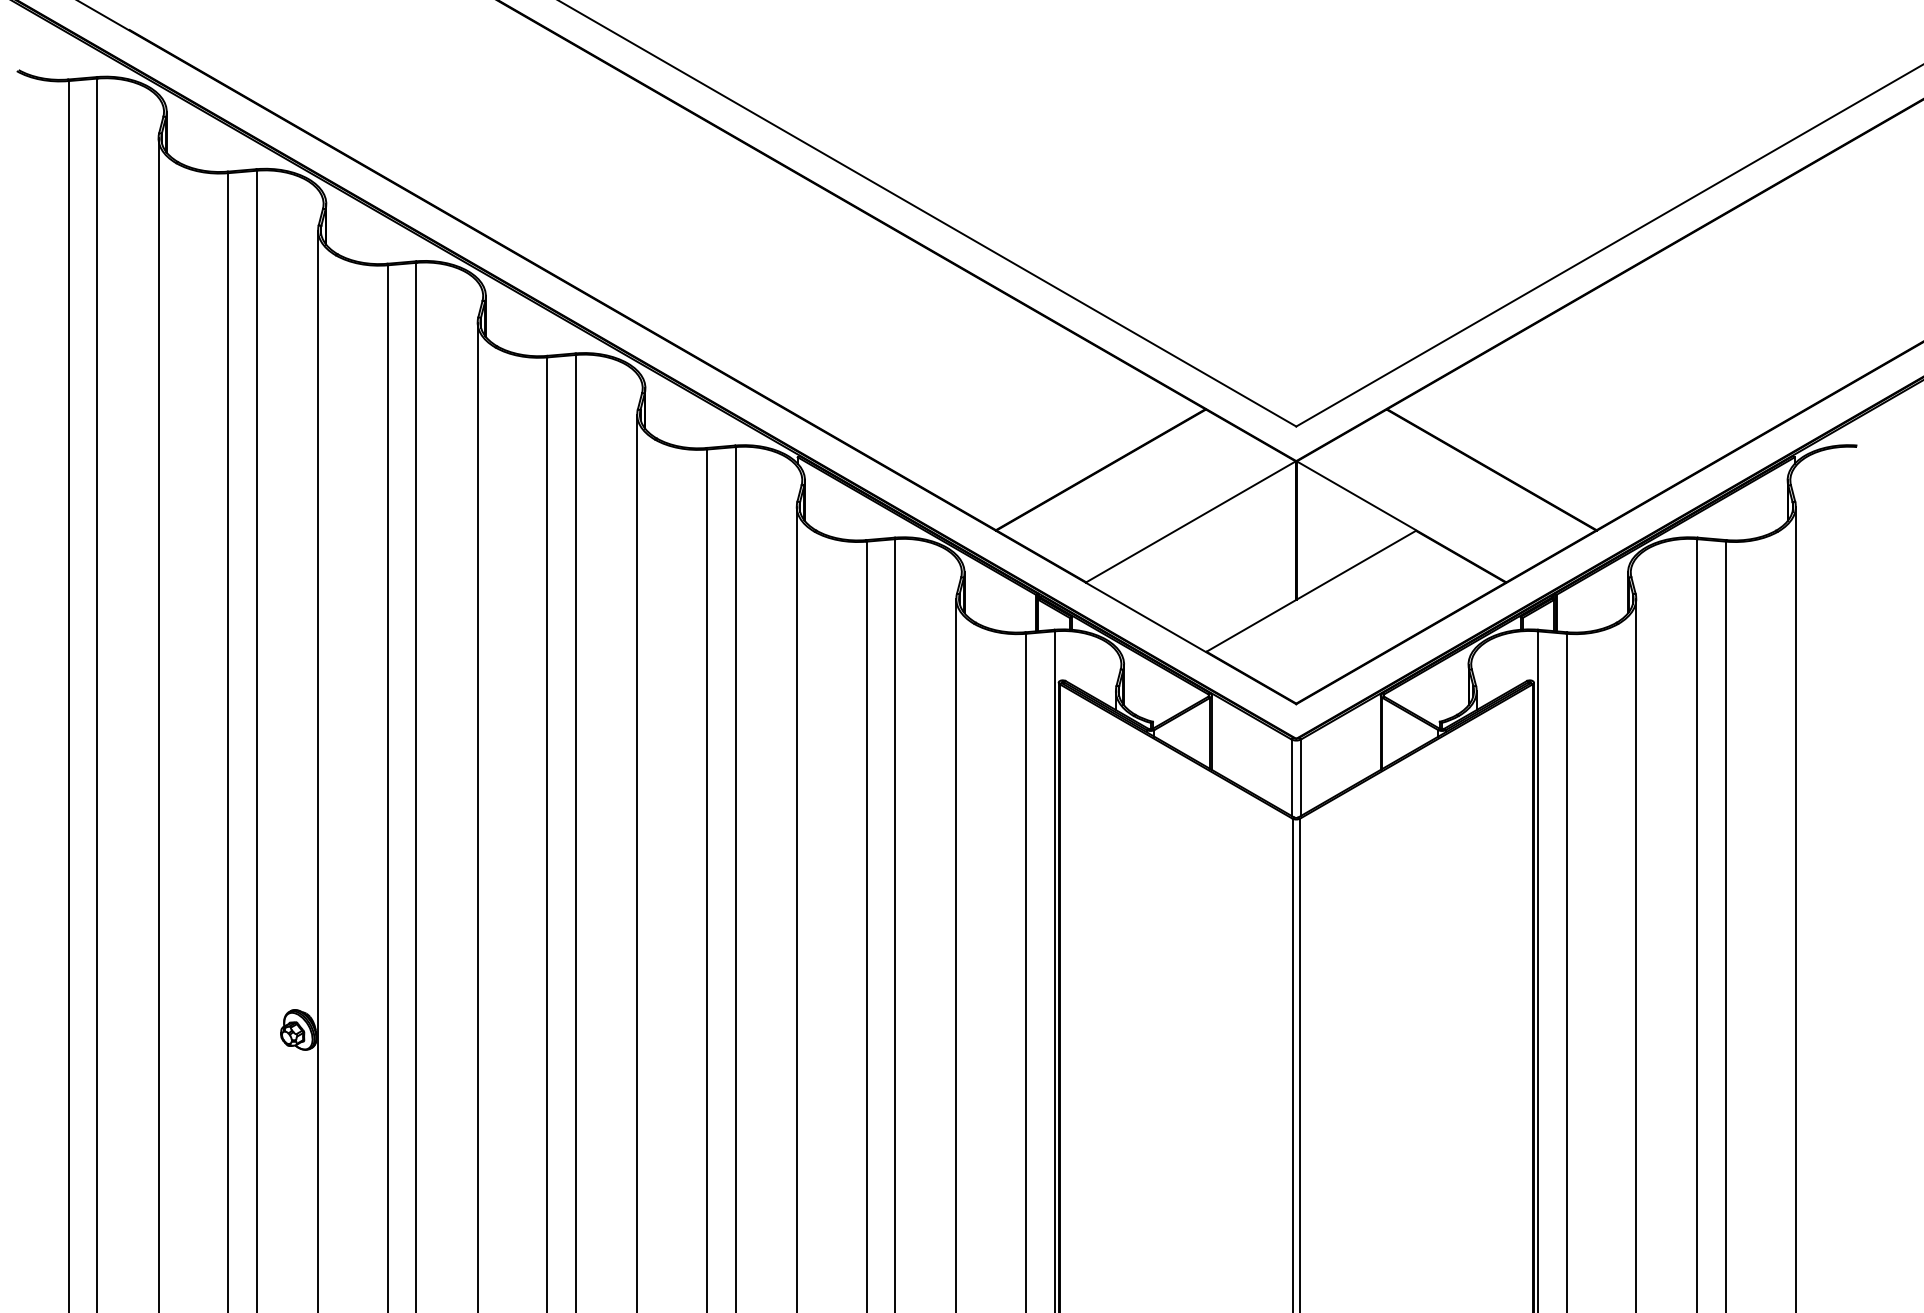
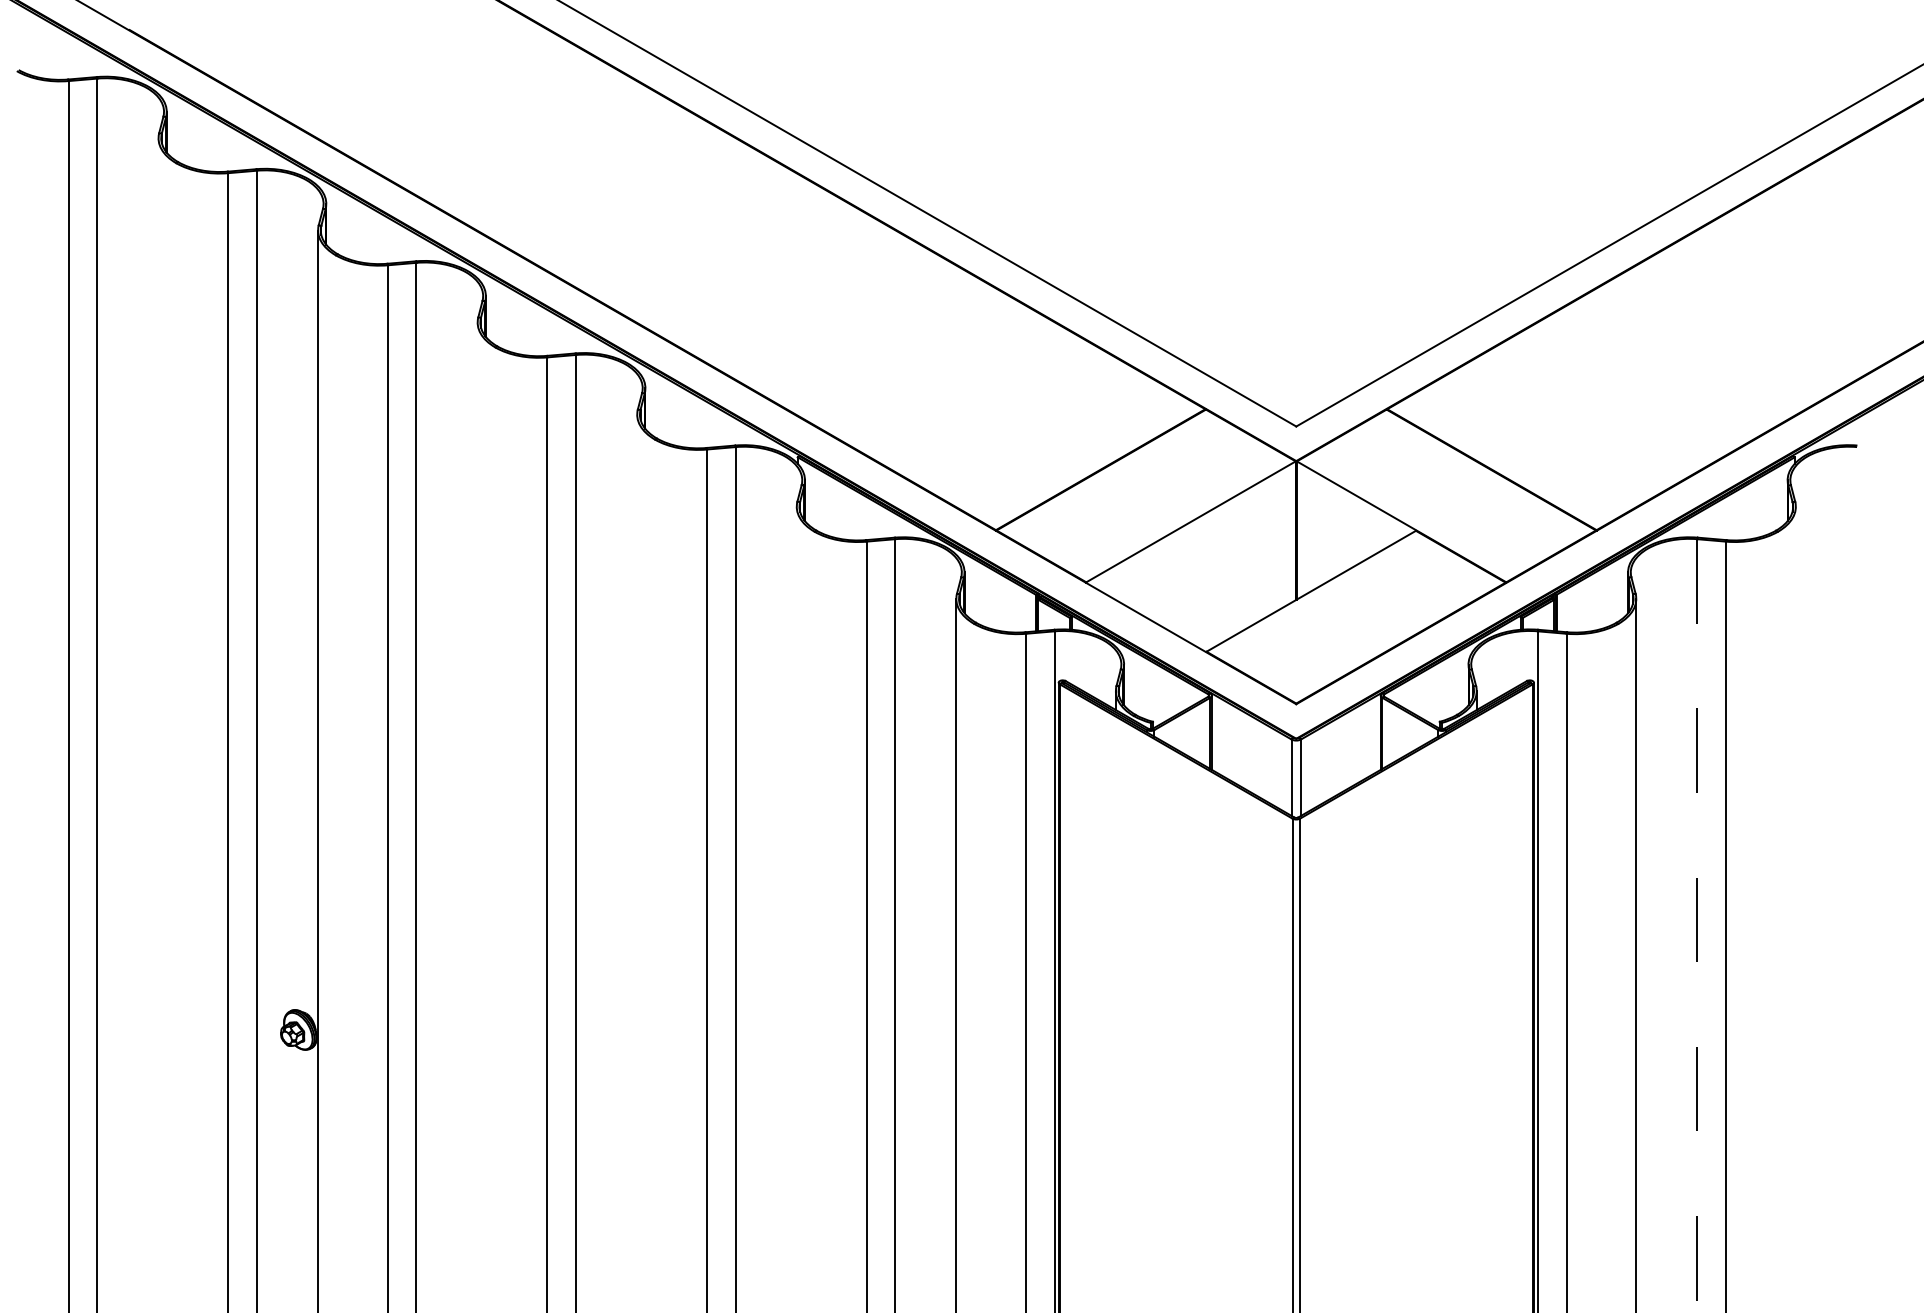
line: present -> none (158, 723)
line: present -> none (477, 815)
line: present -> none (637, 861)
line: present -> none (796, 907)
line: present -> none (1795, 907)
line: solid -> dashed (1697, 926)
